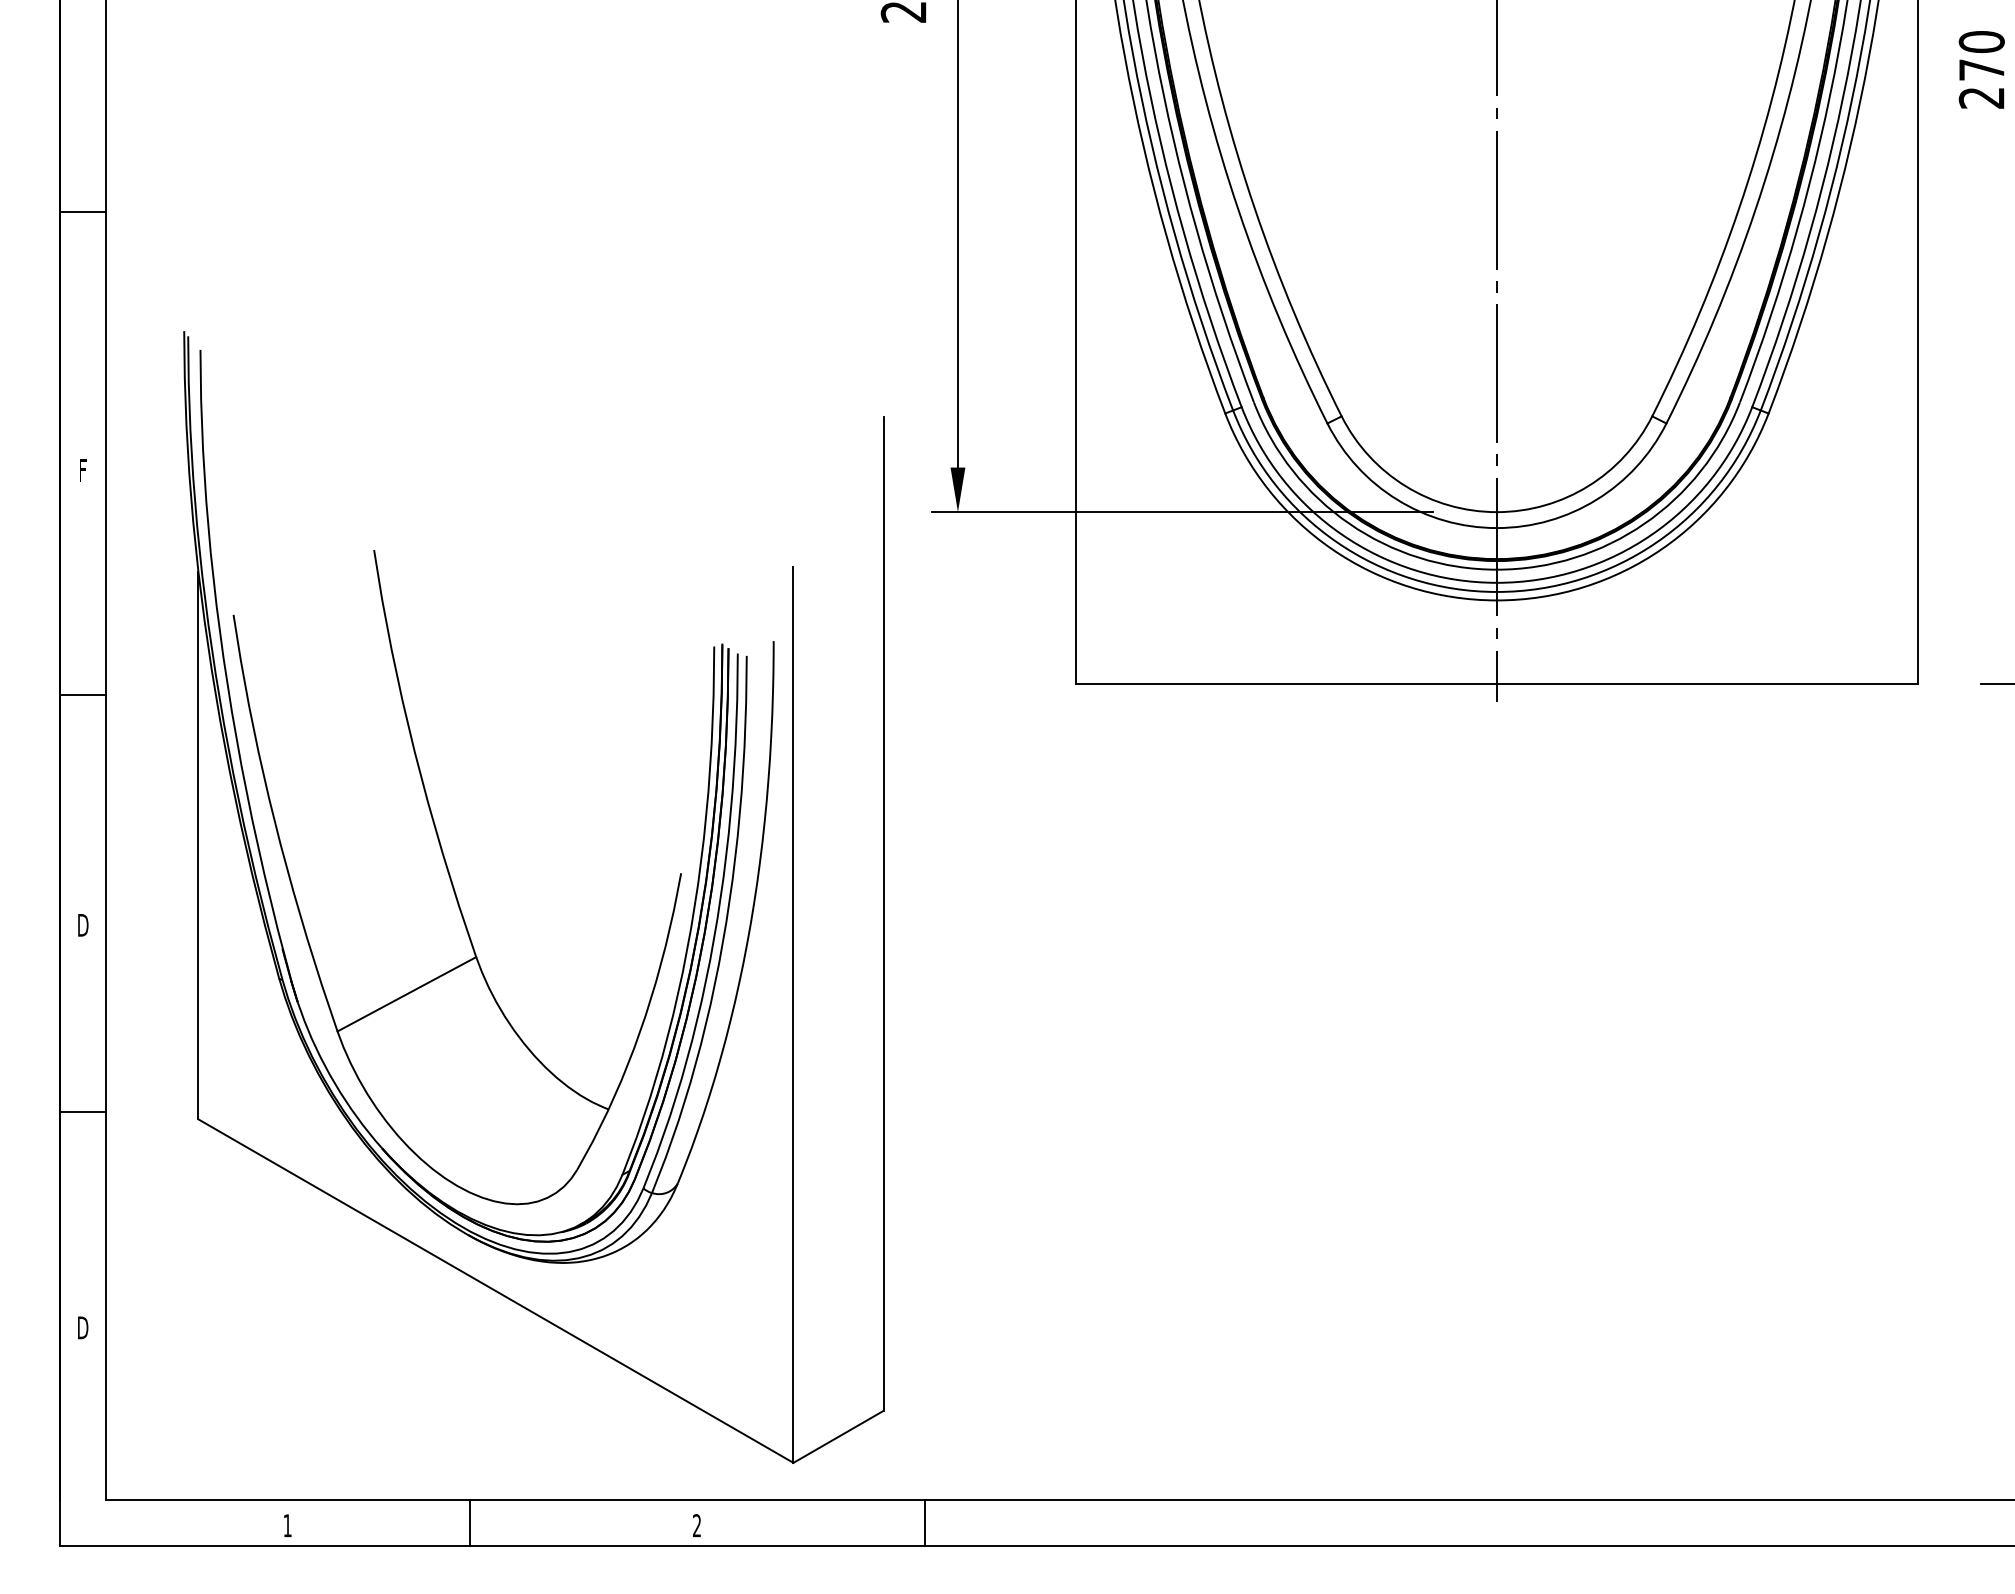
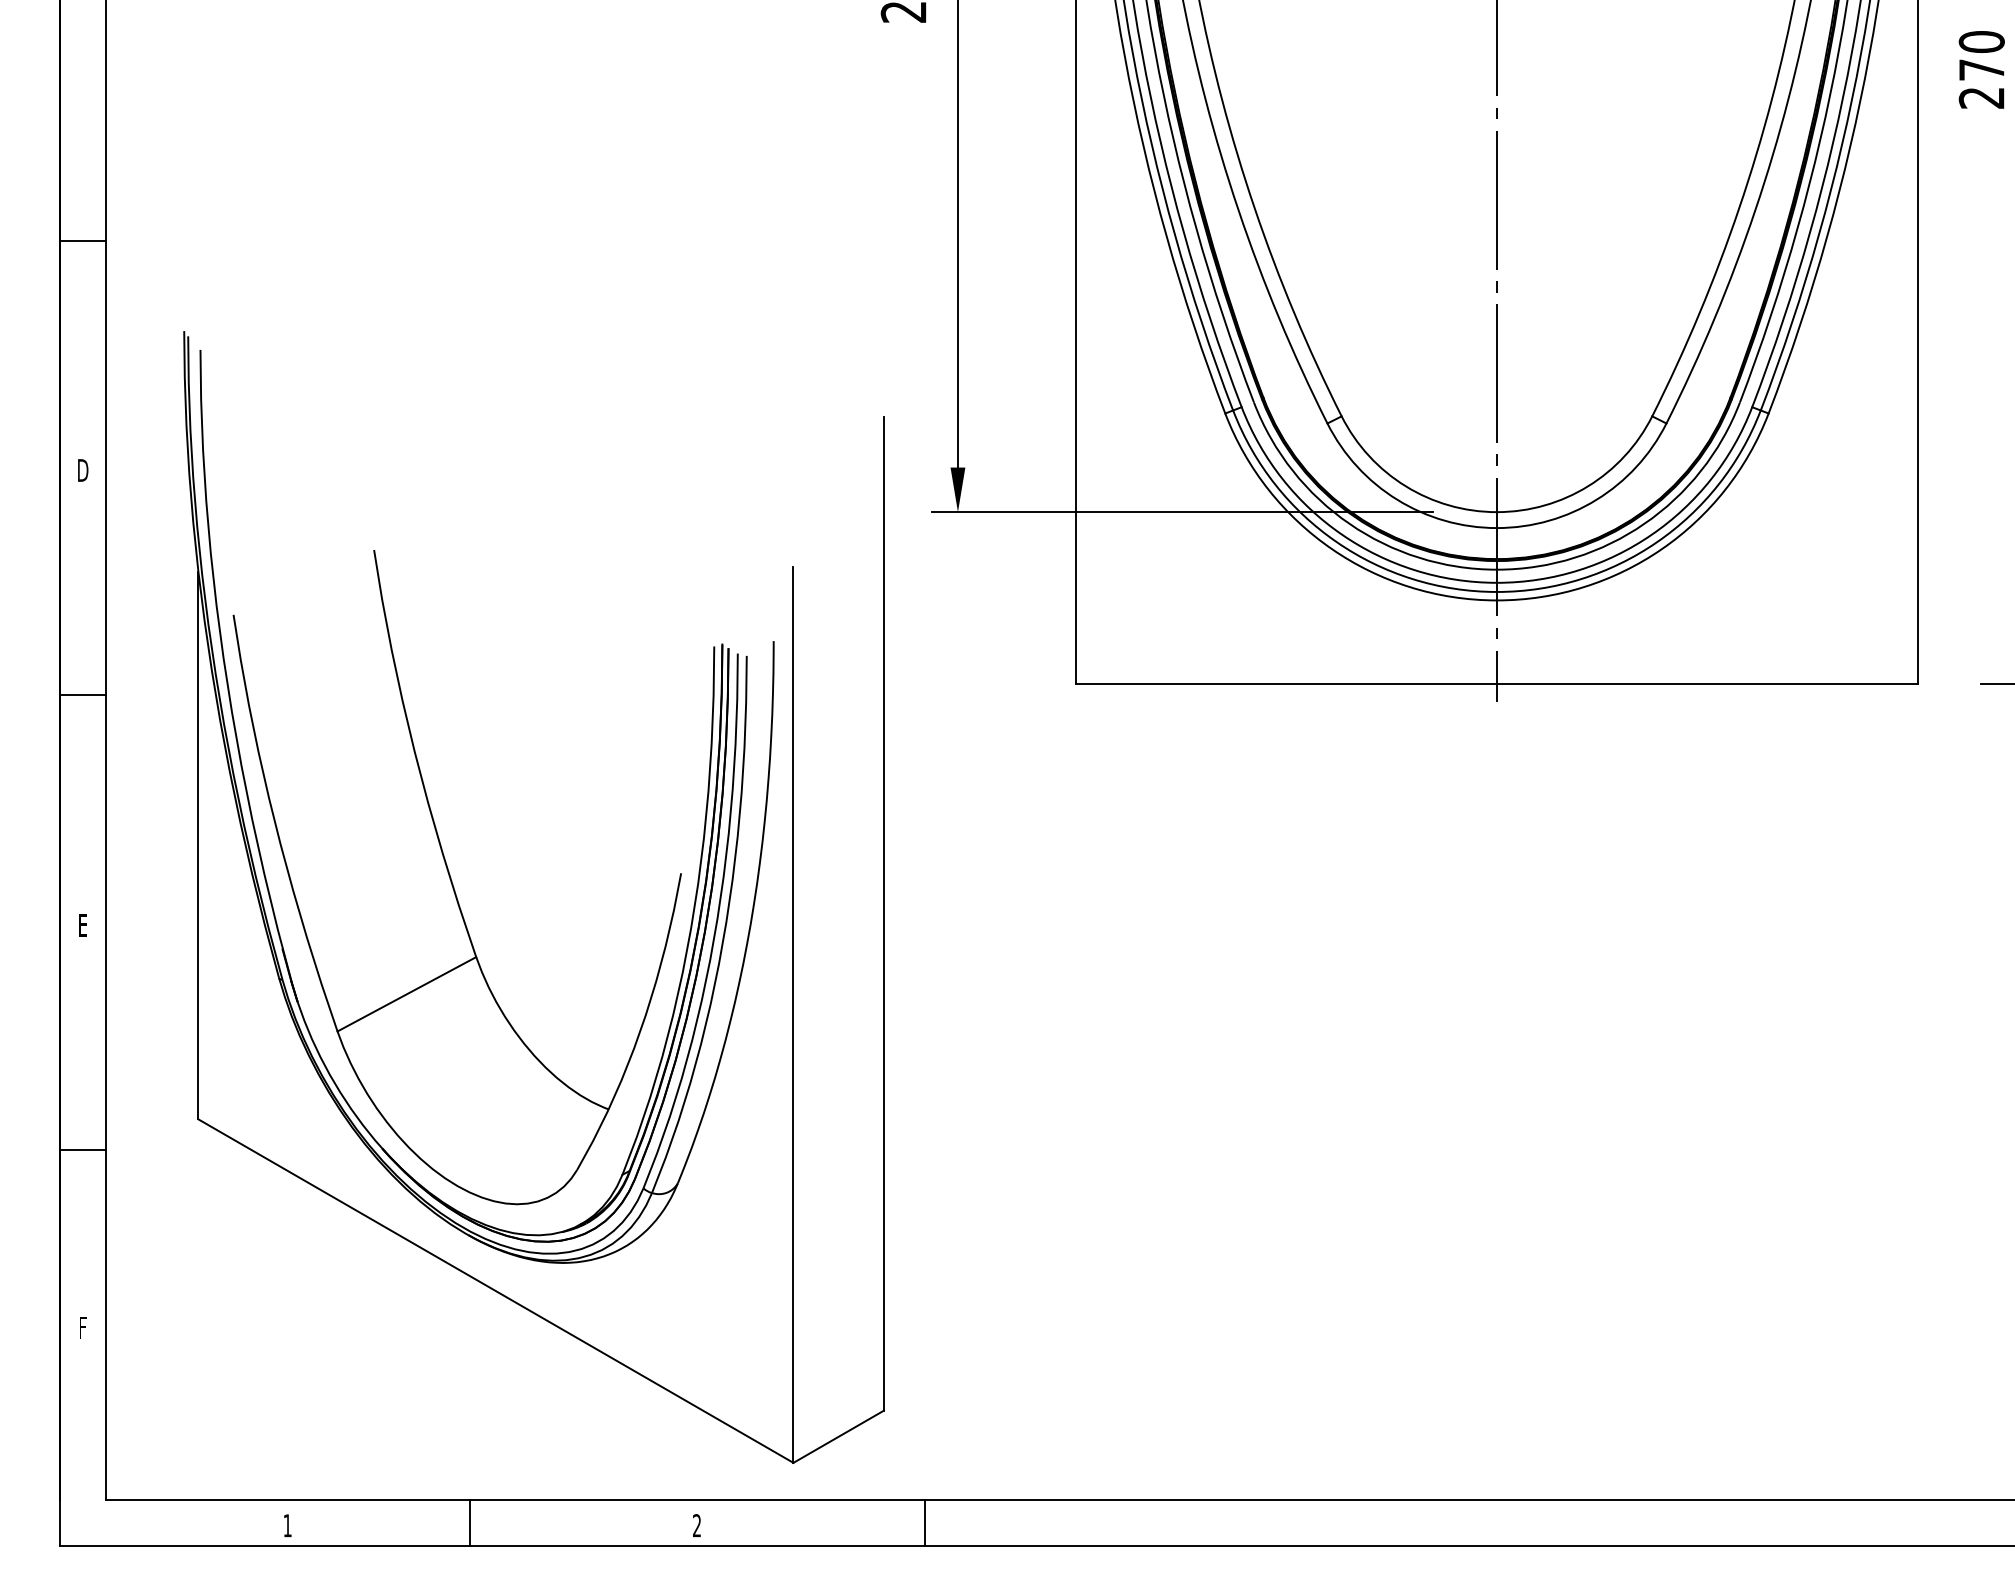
line position: (82, 211) -> (82, 240) (82, 240)
text: F -> D (83, 470)
text: D -> E (83, 925)
line position: (82, 1112) -> (82, 1150) (82, 1150)
text: D -> F (83, 1327)
